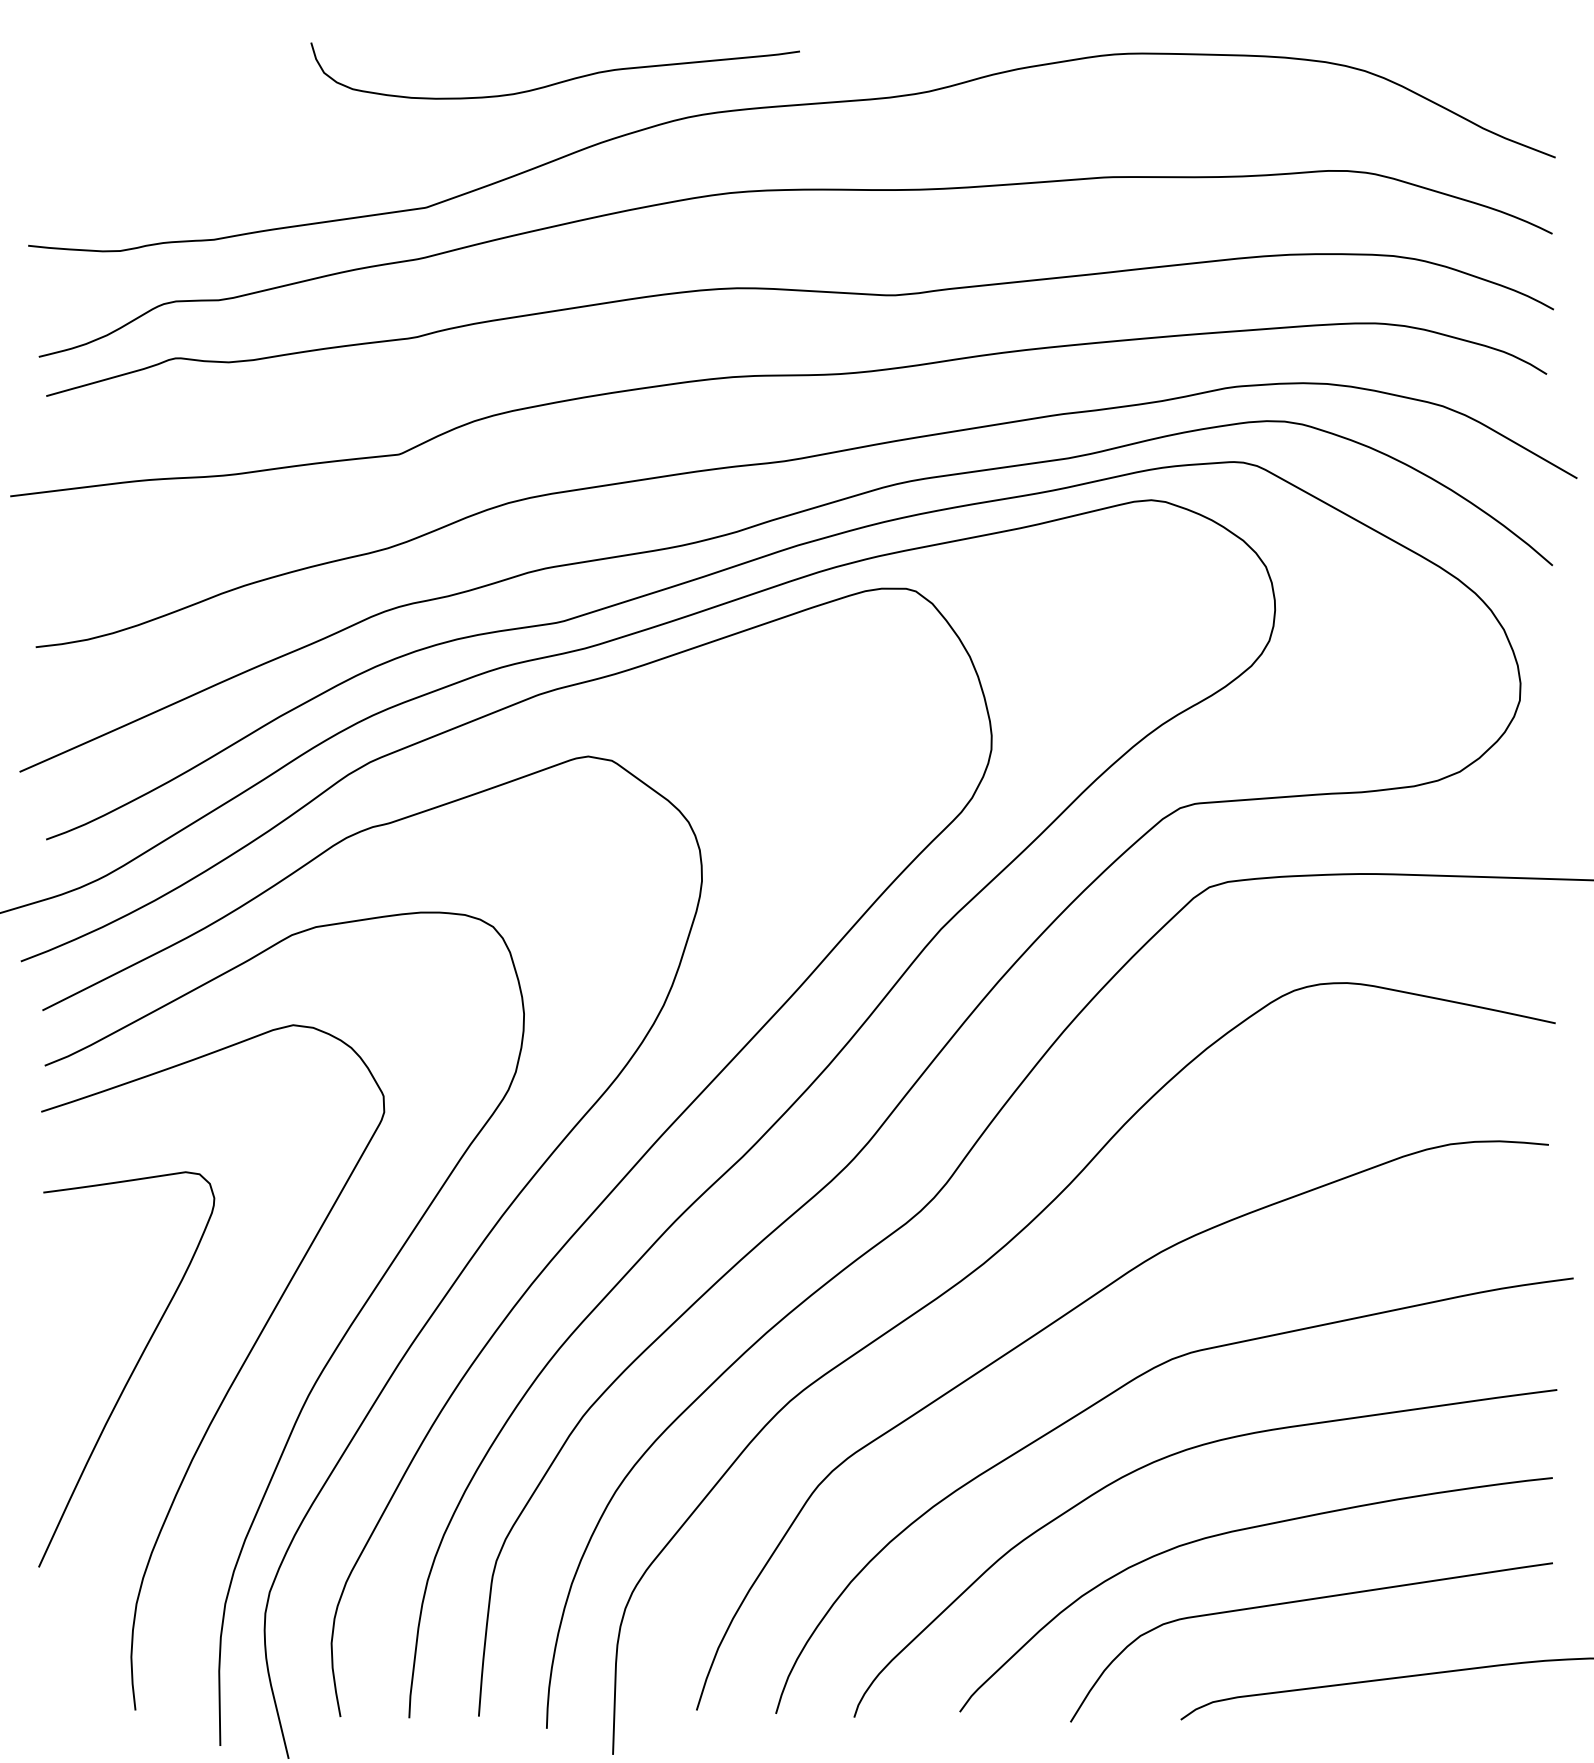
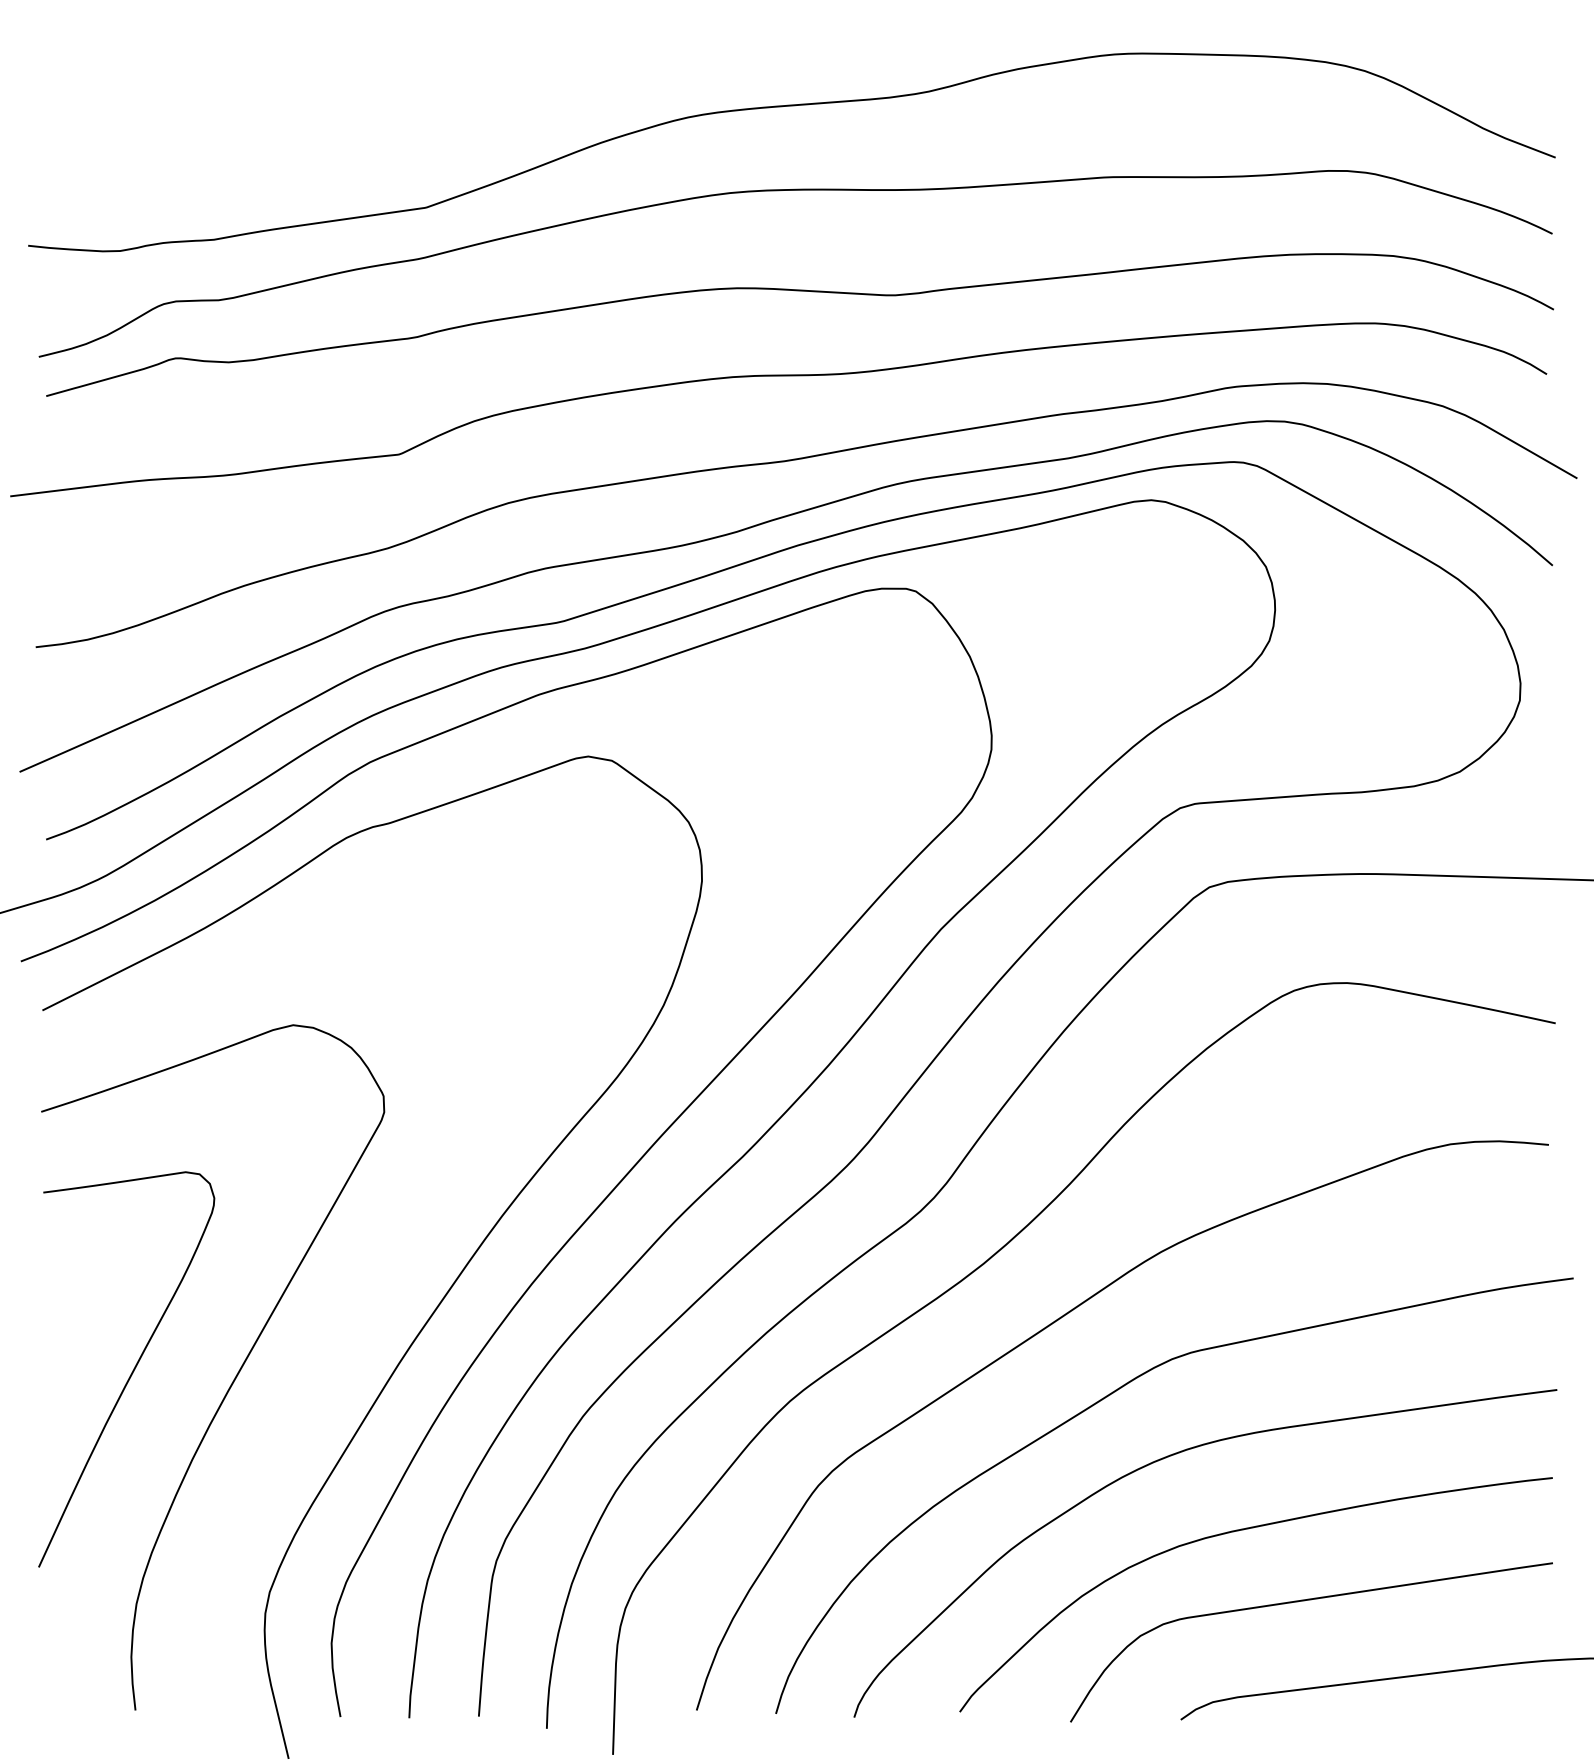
curve: present -> none (559, 81)
curve: present -> none (329, 1357)
